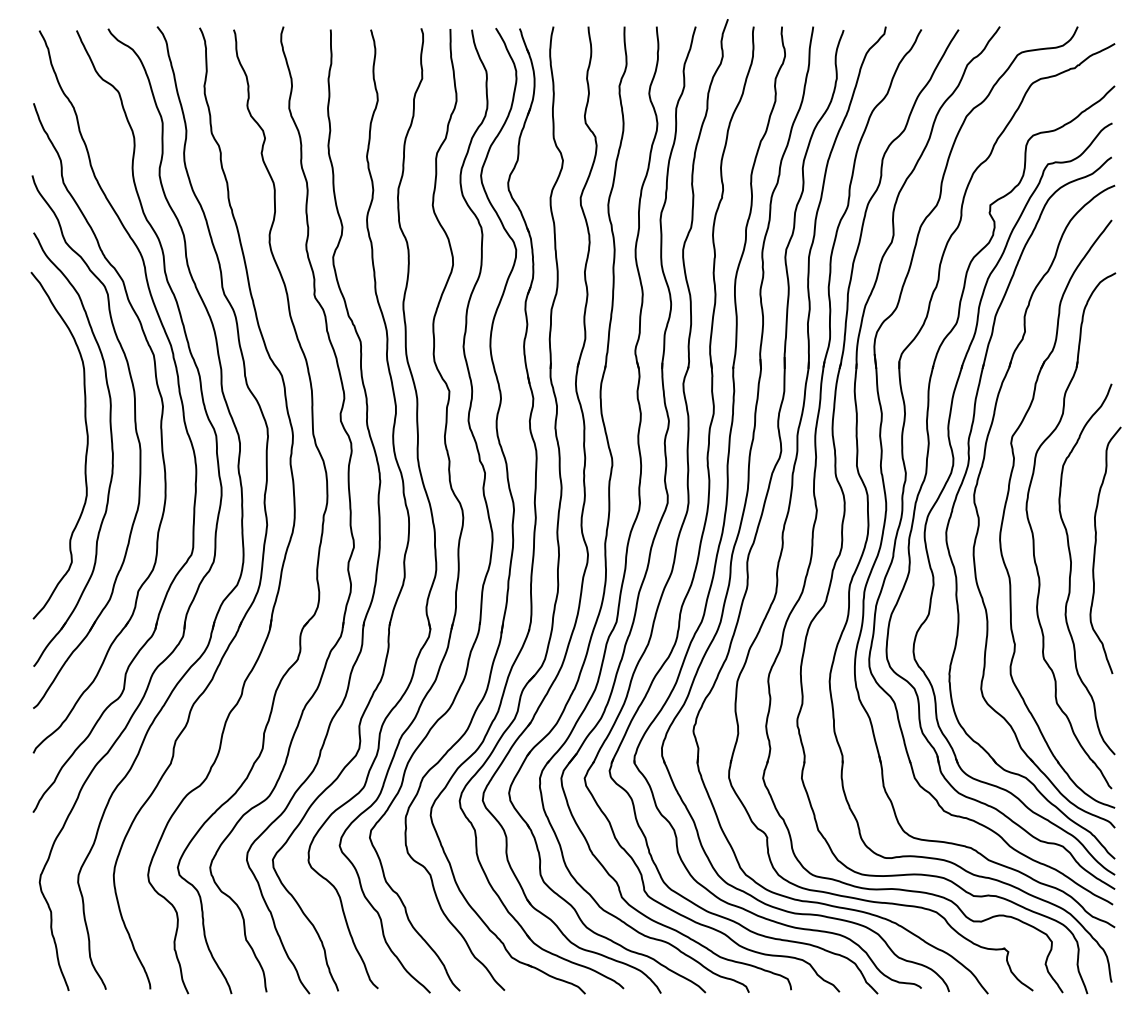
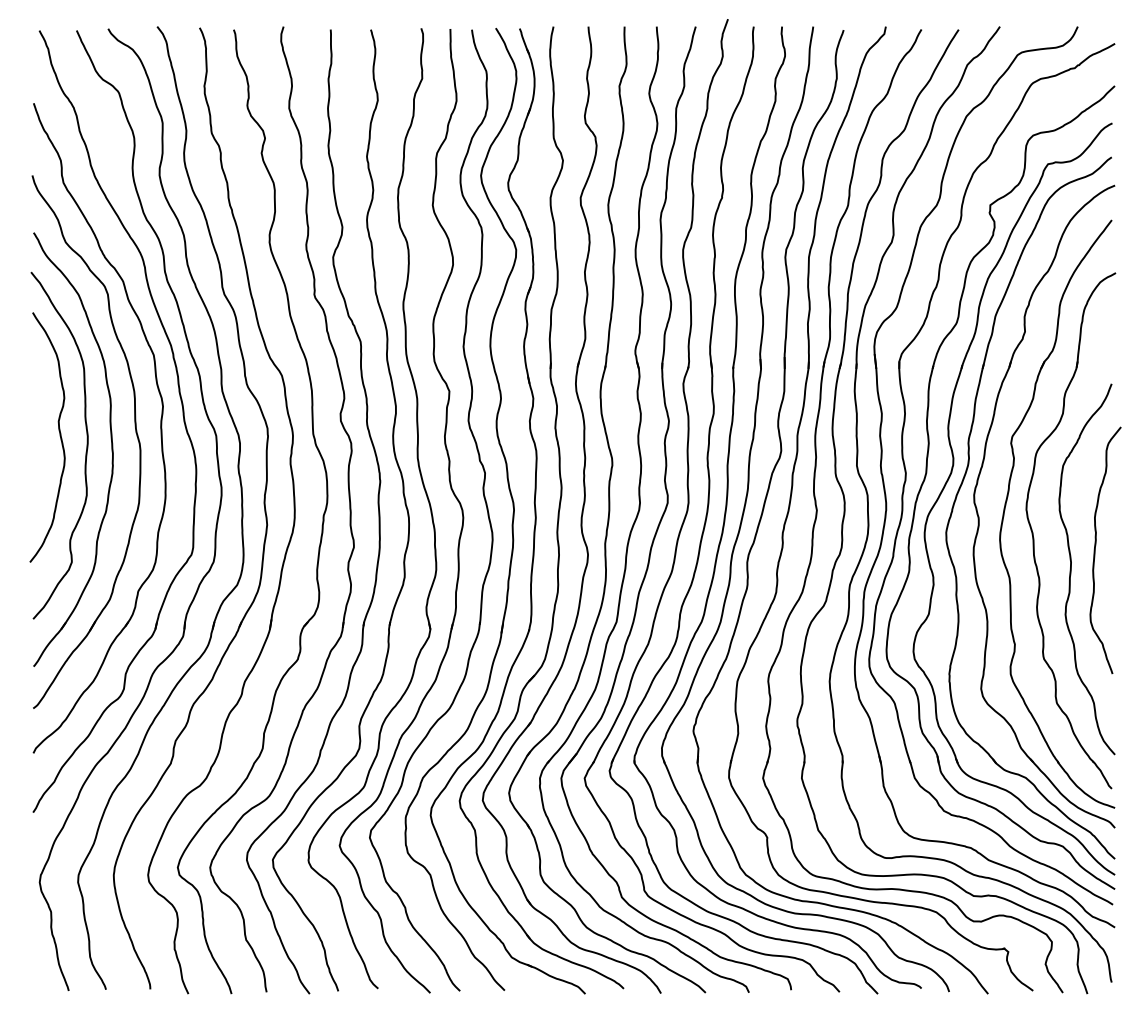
curve: none -> present (59, 436)
